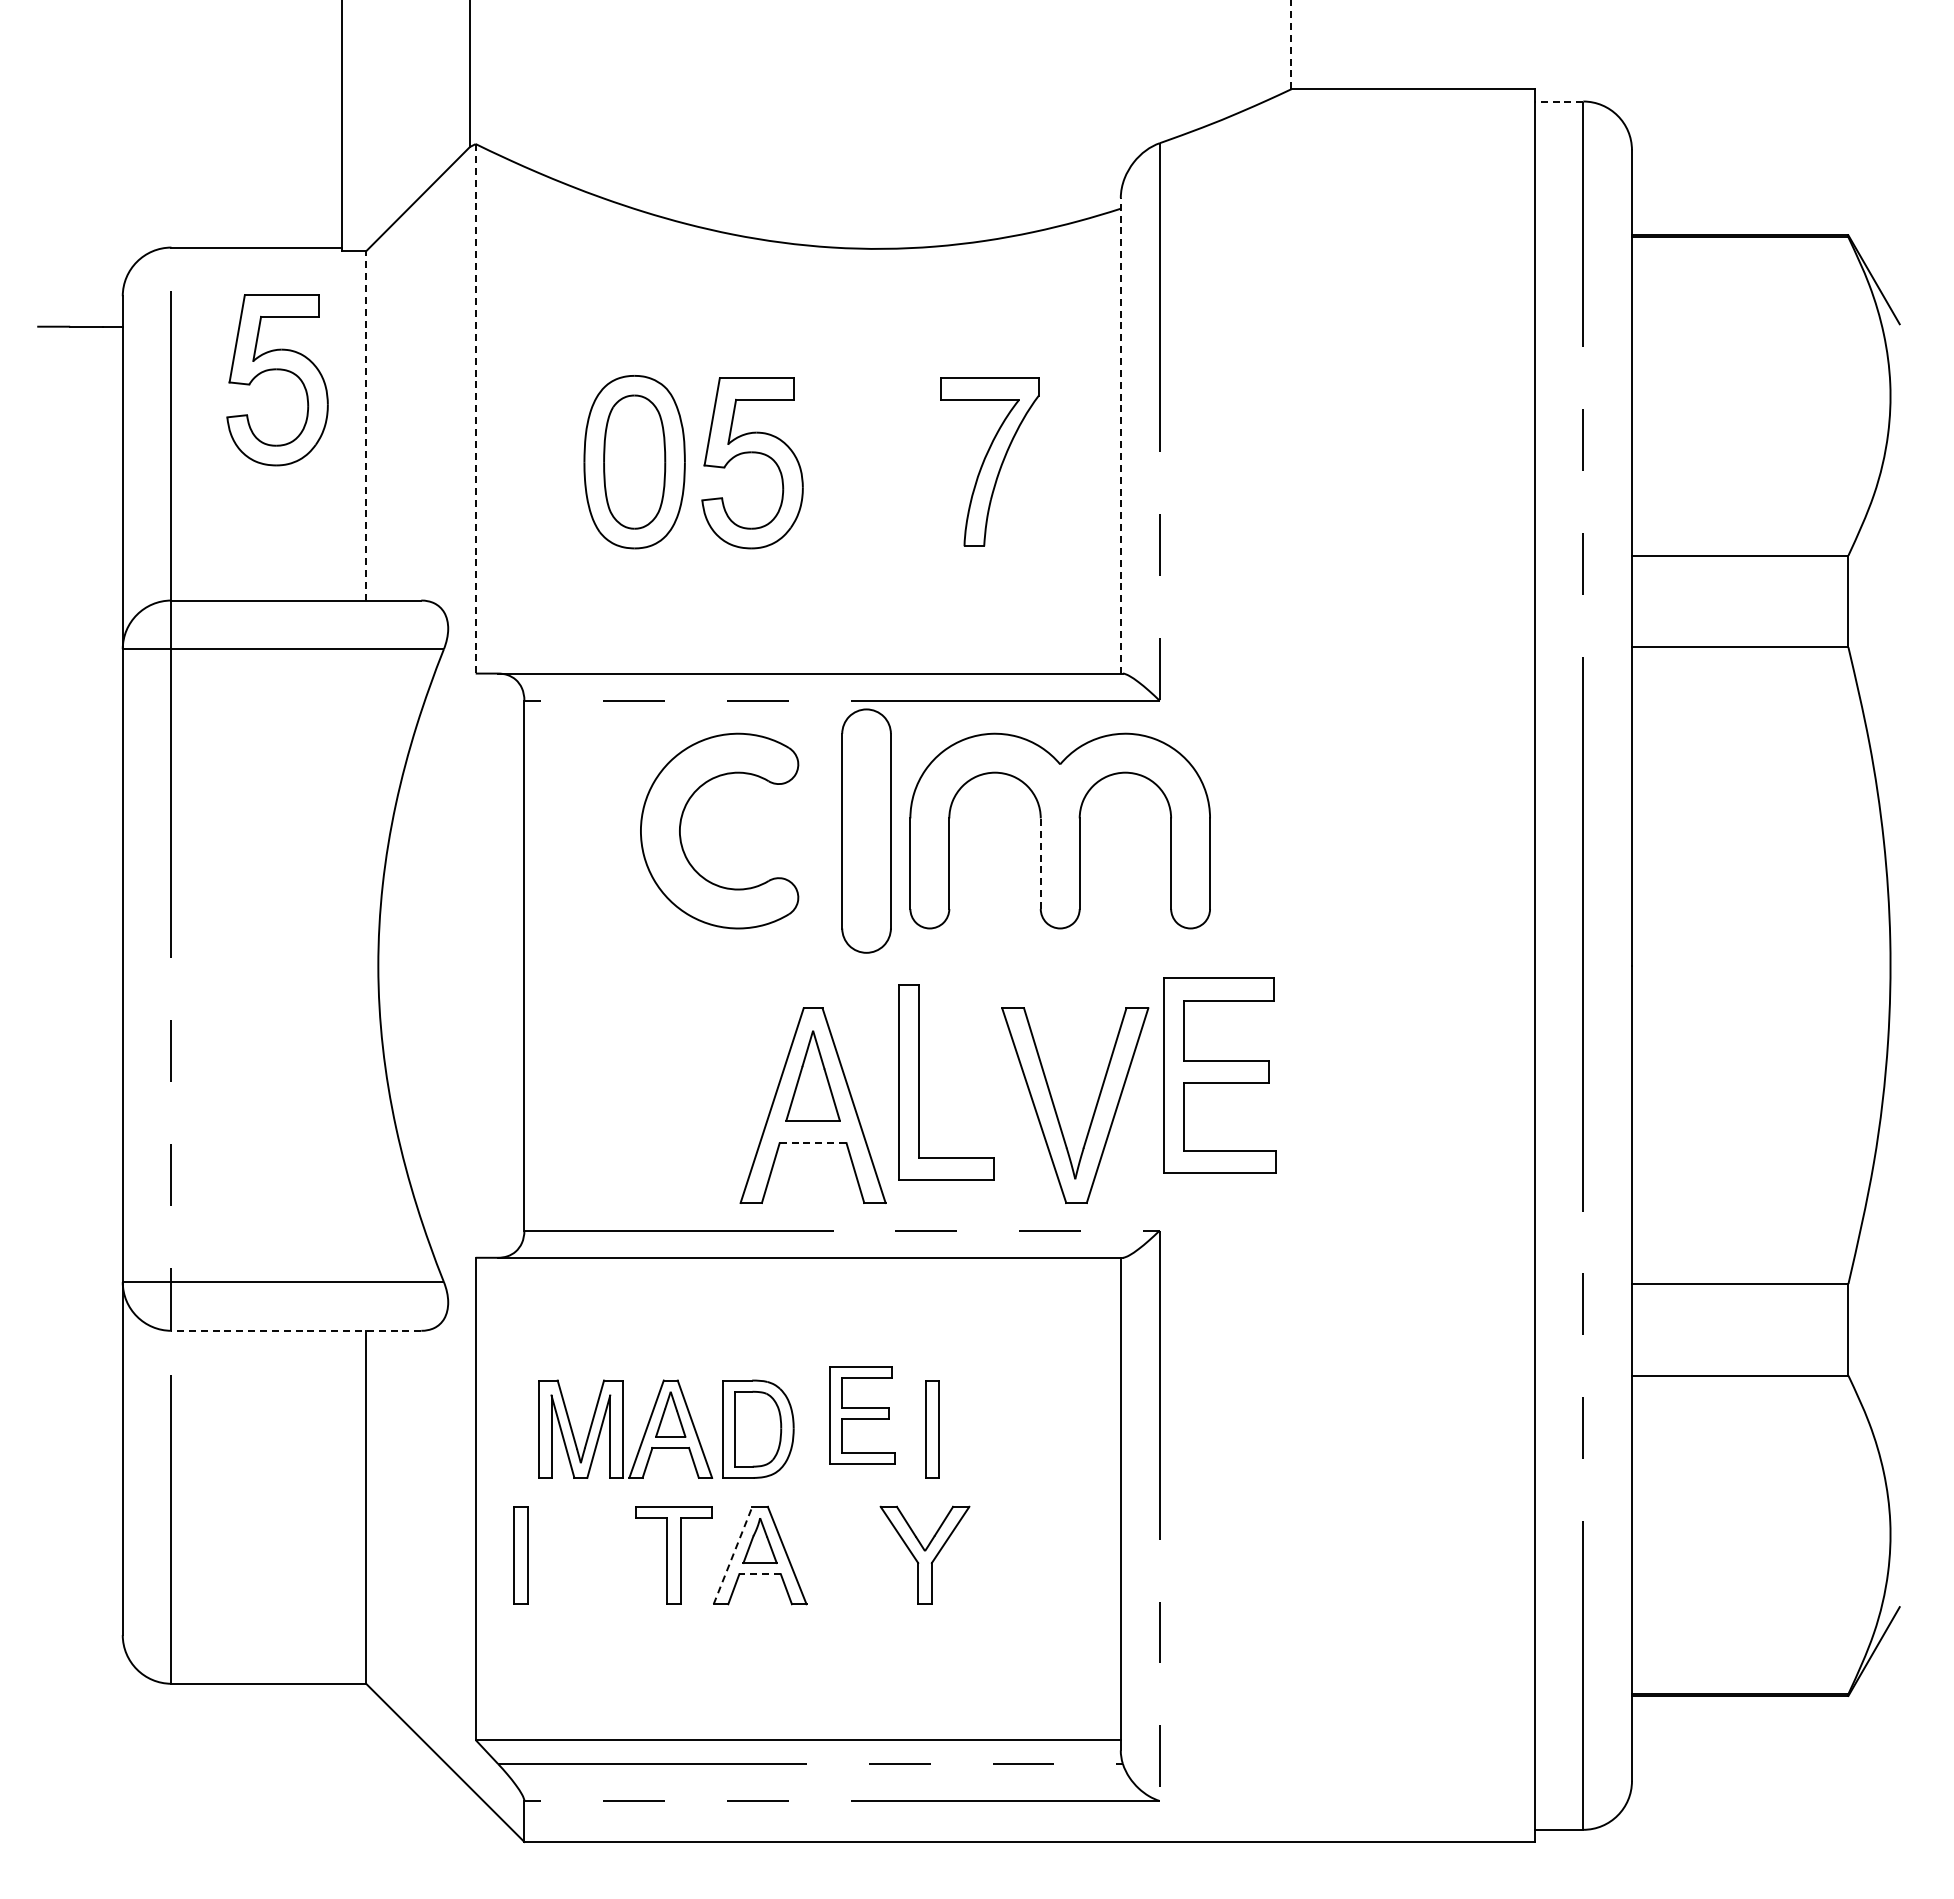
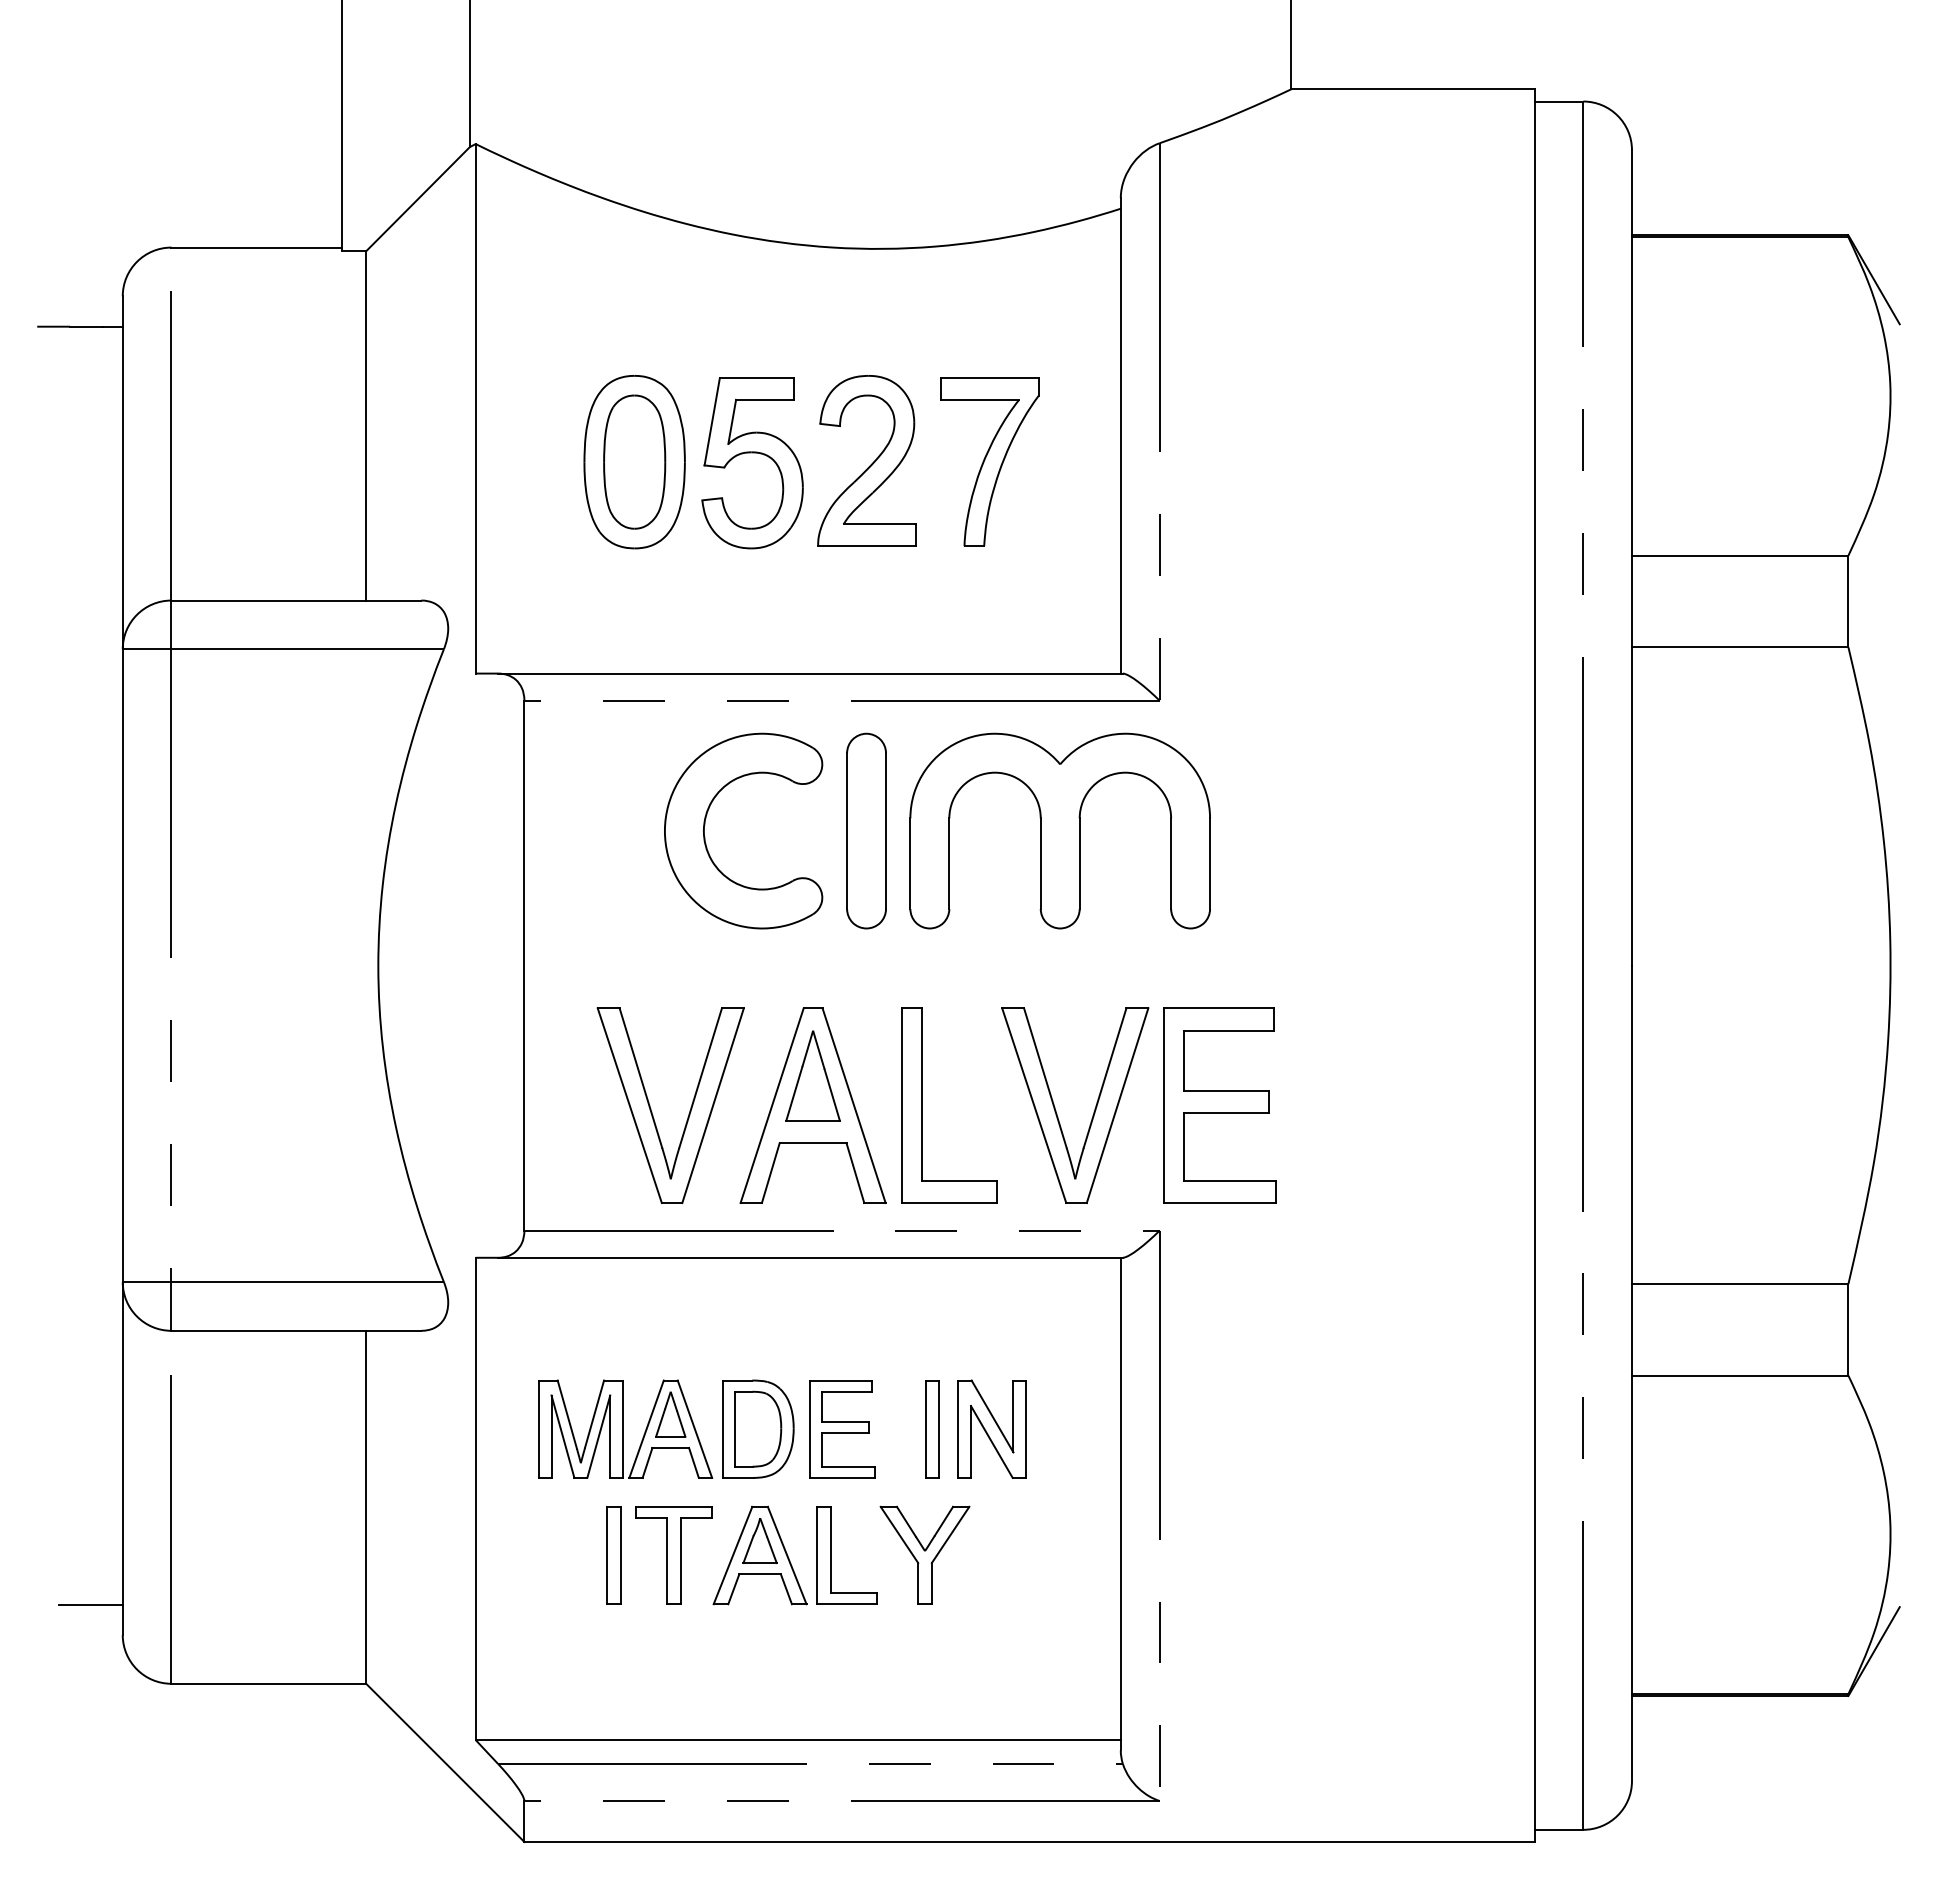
line: dashed -> solid (1291, 44)
line: dashed -> solid (1558, 101)
part: present -> none (277, 370)
line: dashed -> solid (475, 408)
line: dashed -> solid (366, 425)
line: dashed -> solid (1120, 435)
part: none -> present (866, 460)
part position: (681, 825) -> (705, 825) (705, 825)
part size: 51x246 px -> 41x198 px (866, 830)
line: dashed -> solid (1040, 863)
part position: (1219, 1075) -> (1219, 1105) (1219, 1105)
part position: (919, 1082) -> (922, 1105) (922, 1105)
part: none -> present (651, 1108)
line: dashed -> solid (813, 1143)
line: dashed -> solid (296, 1330)
part position: (862, 1415) -> (842, 1429) (842, 1429)
part: none -> present (991, 1428)
part position: (520, 1555) -> (613, 1555) (613, 1555)
line: dashed -> solid (733, 1555)
part: none -> present (831, 1555)
line: dashed -> solid (760, 1574)
line: none -> present (90, 1604)
